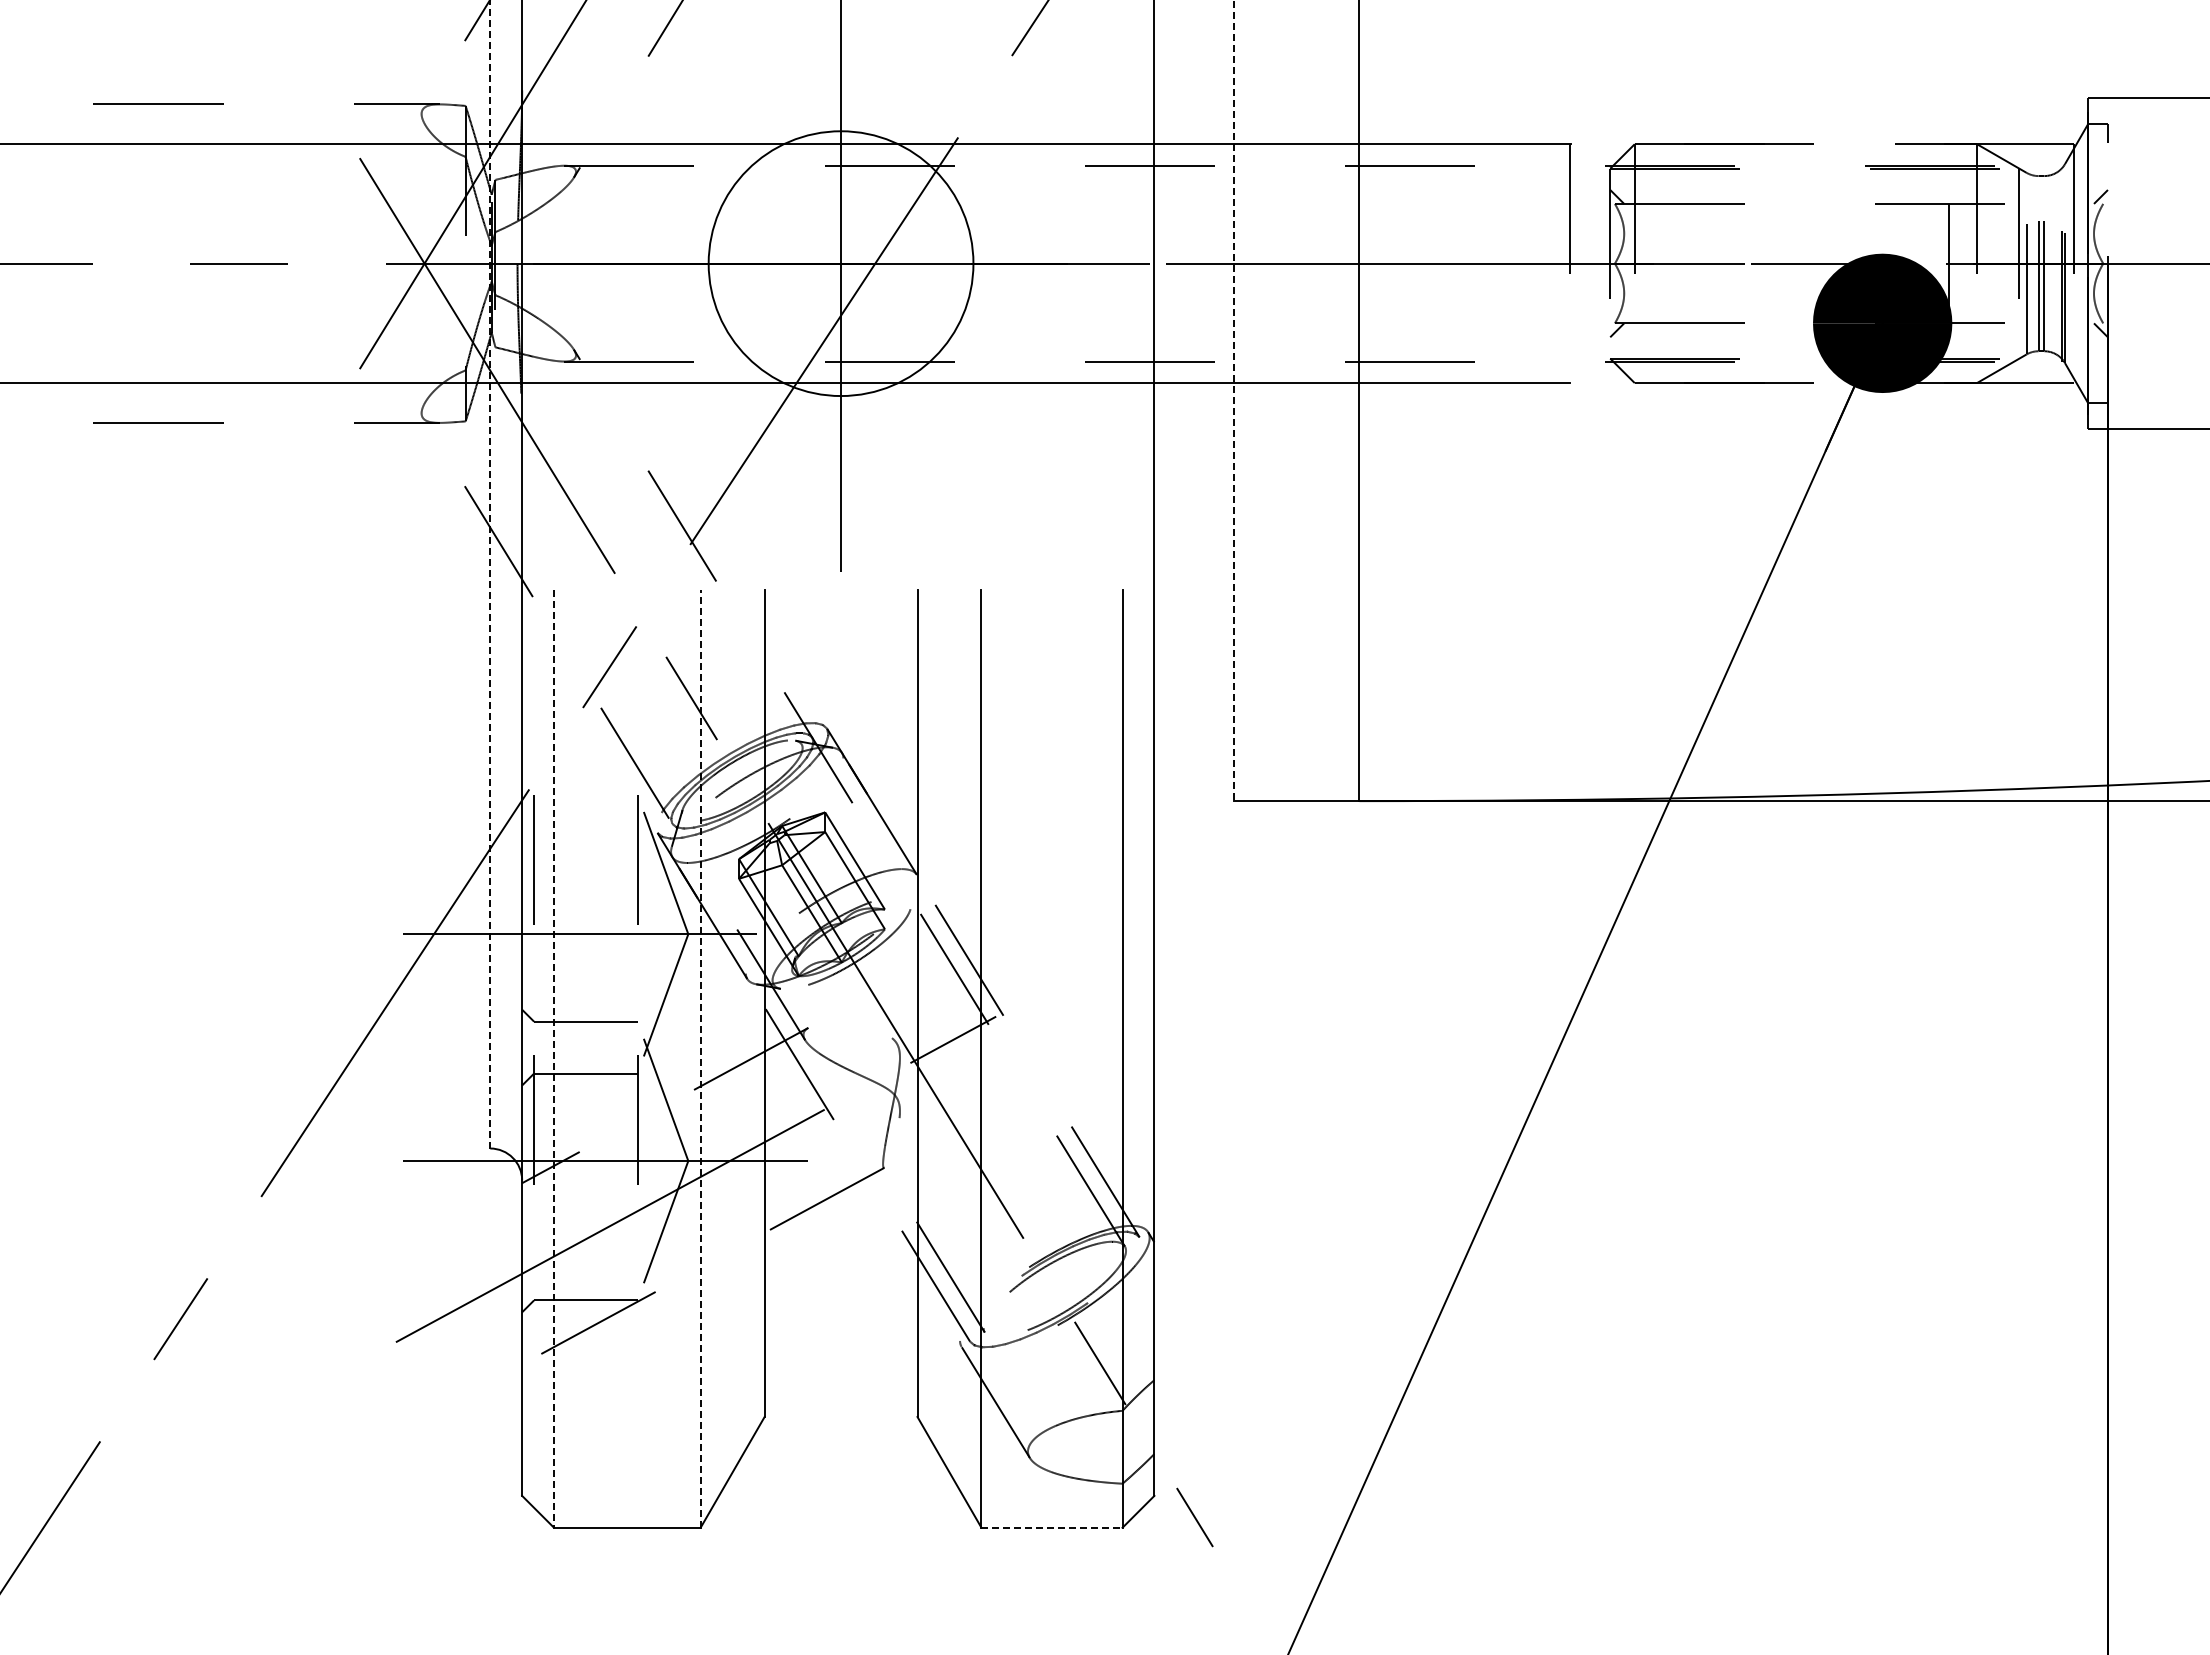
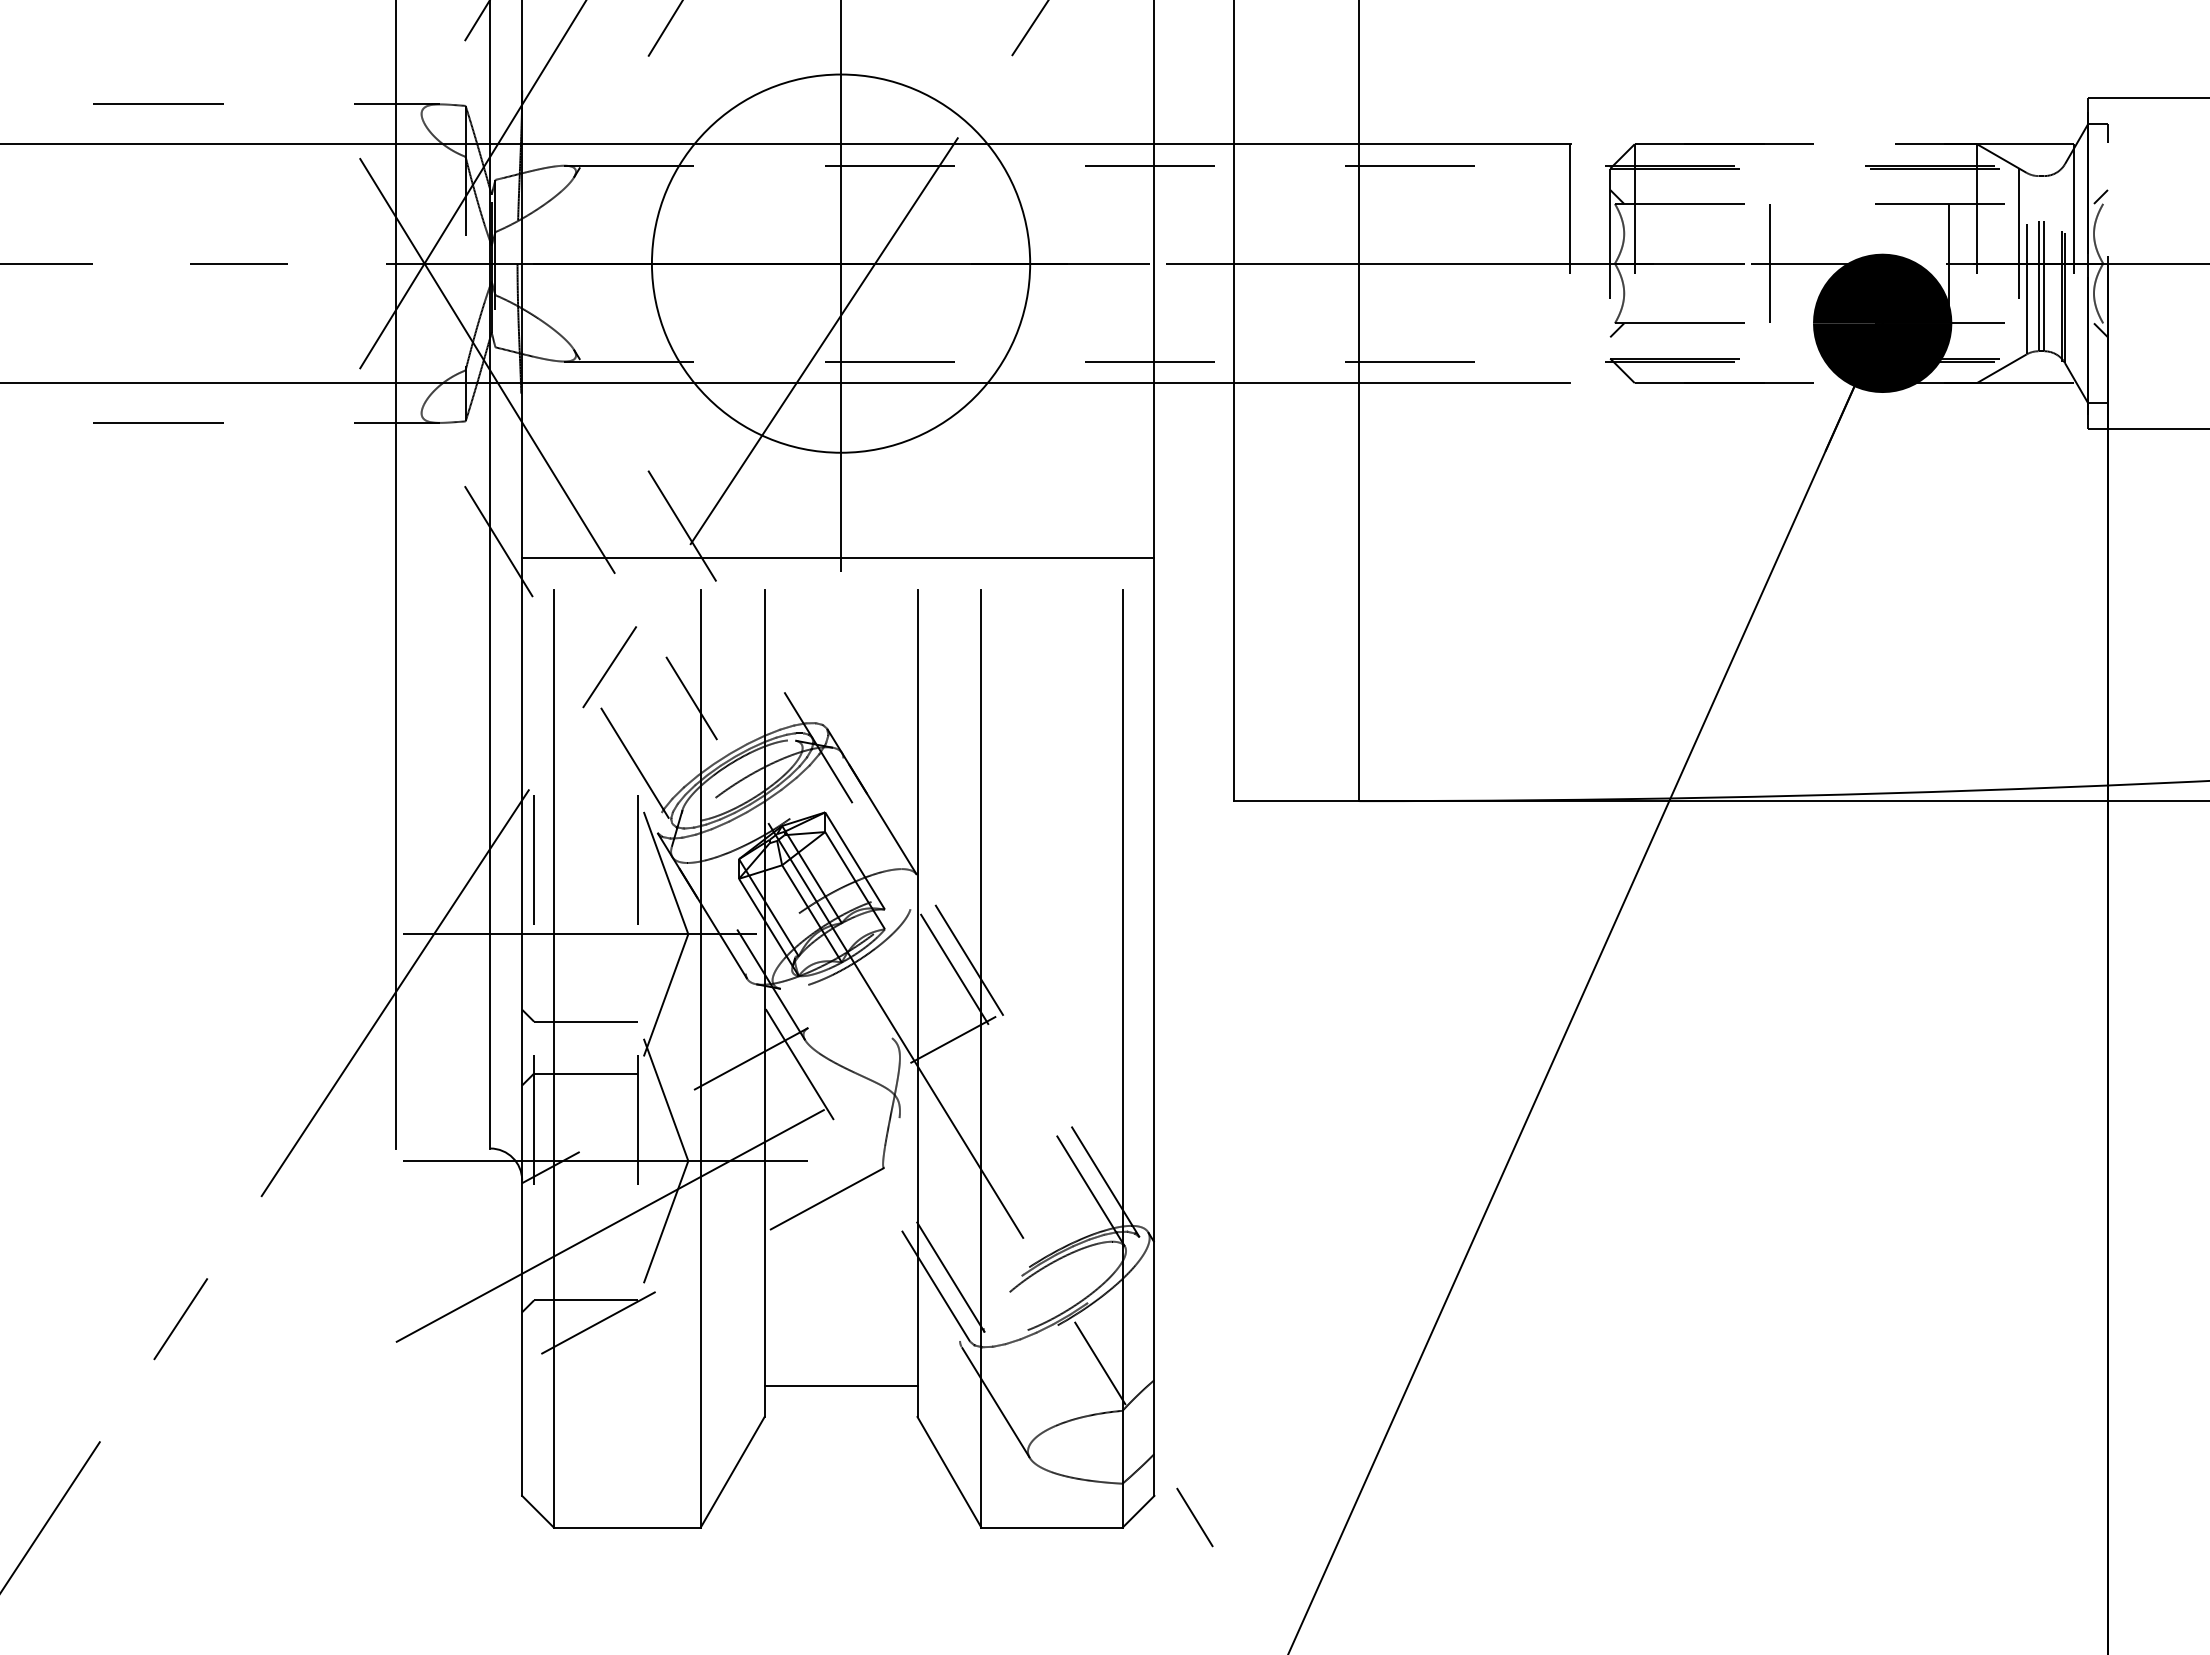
circle diameter: 265 px -> 378 px (840, 263)
line: none -> present (1769, 263)
line: dashed -> solid (1234, 401)
line: none -> present (838, 557)
line: dashed -> solid (490, 574)
line: none -> present (395, 575)
line: dashed -> solid (700, 1058)
line: dashed -> solid (554, 1059)
line: none -> present (840, 1385)
line: dashed -> solid (1052, 1527)
